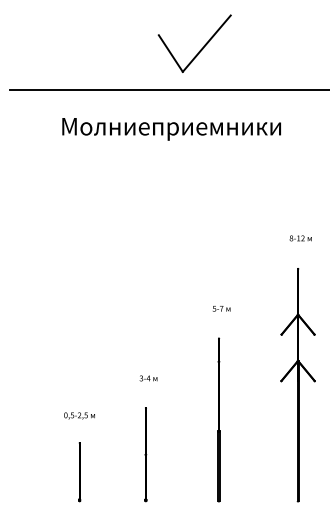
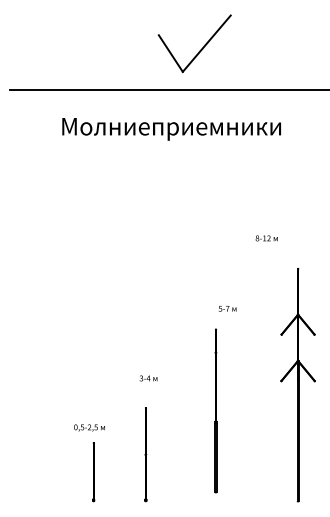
text position: (300, 238) -> (266, 238) (266, 238)
text position: (221, 308) -> (227, 308) (227, 308)
text position: (79, 415) -> (89, 427) (89, 427)
line position: (218, 419) -> (215, 410) (215, 410)
part position: (79, 472) -> (93, 472) (93, 472)
